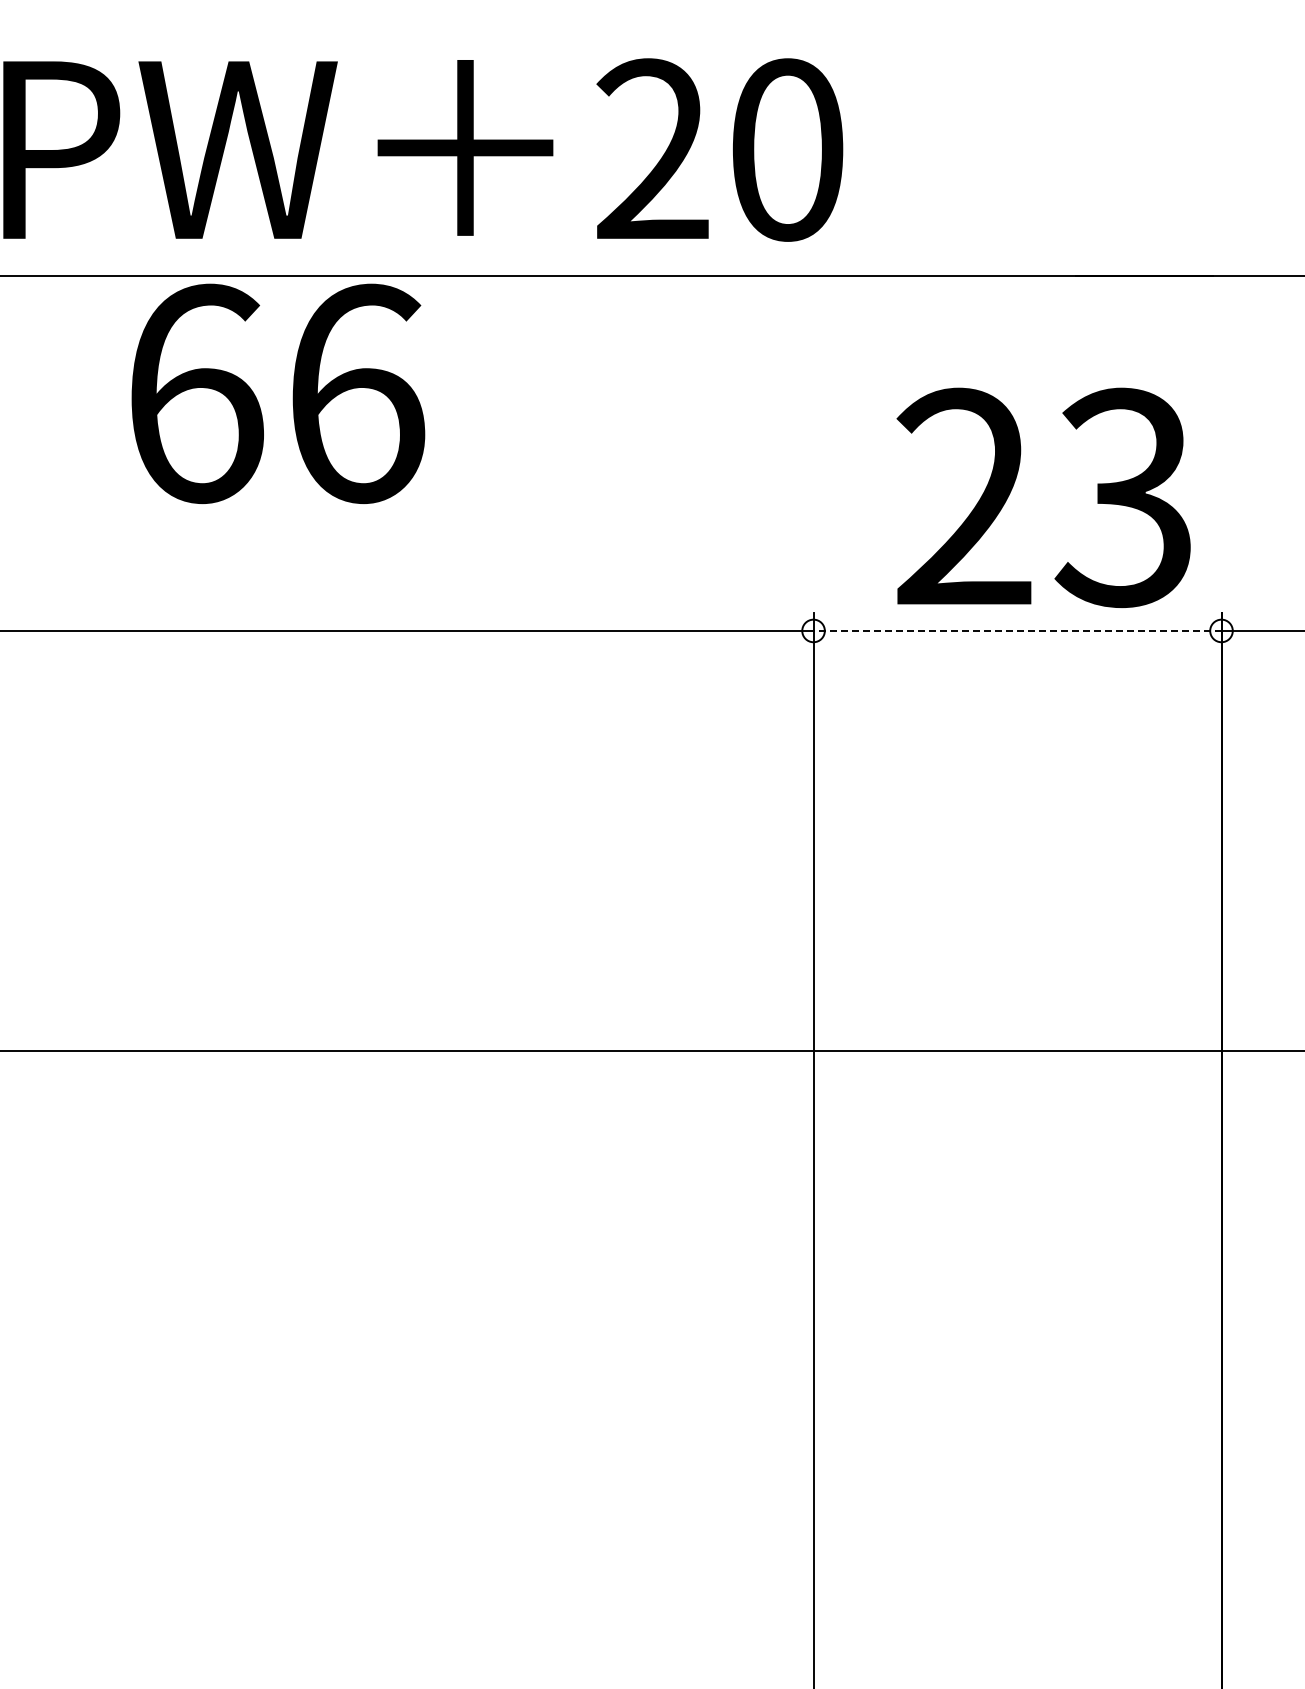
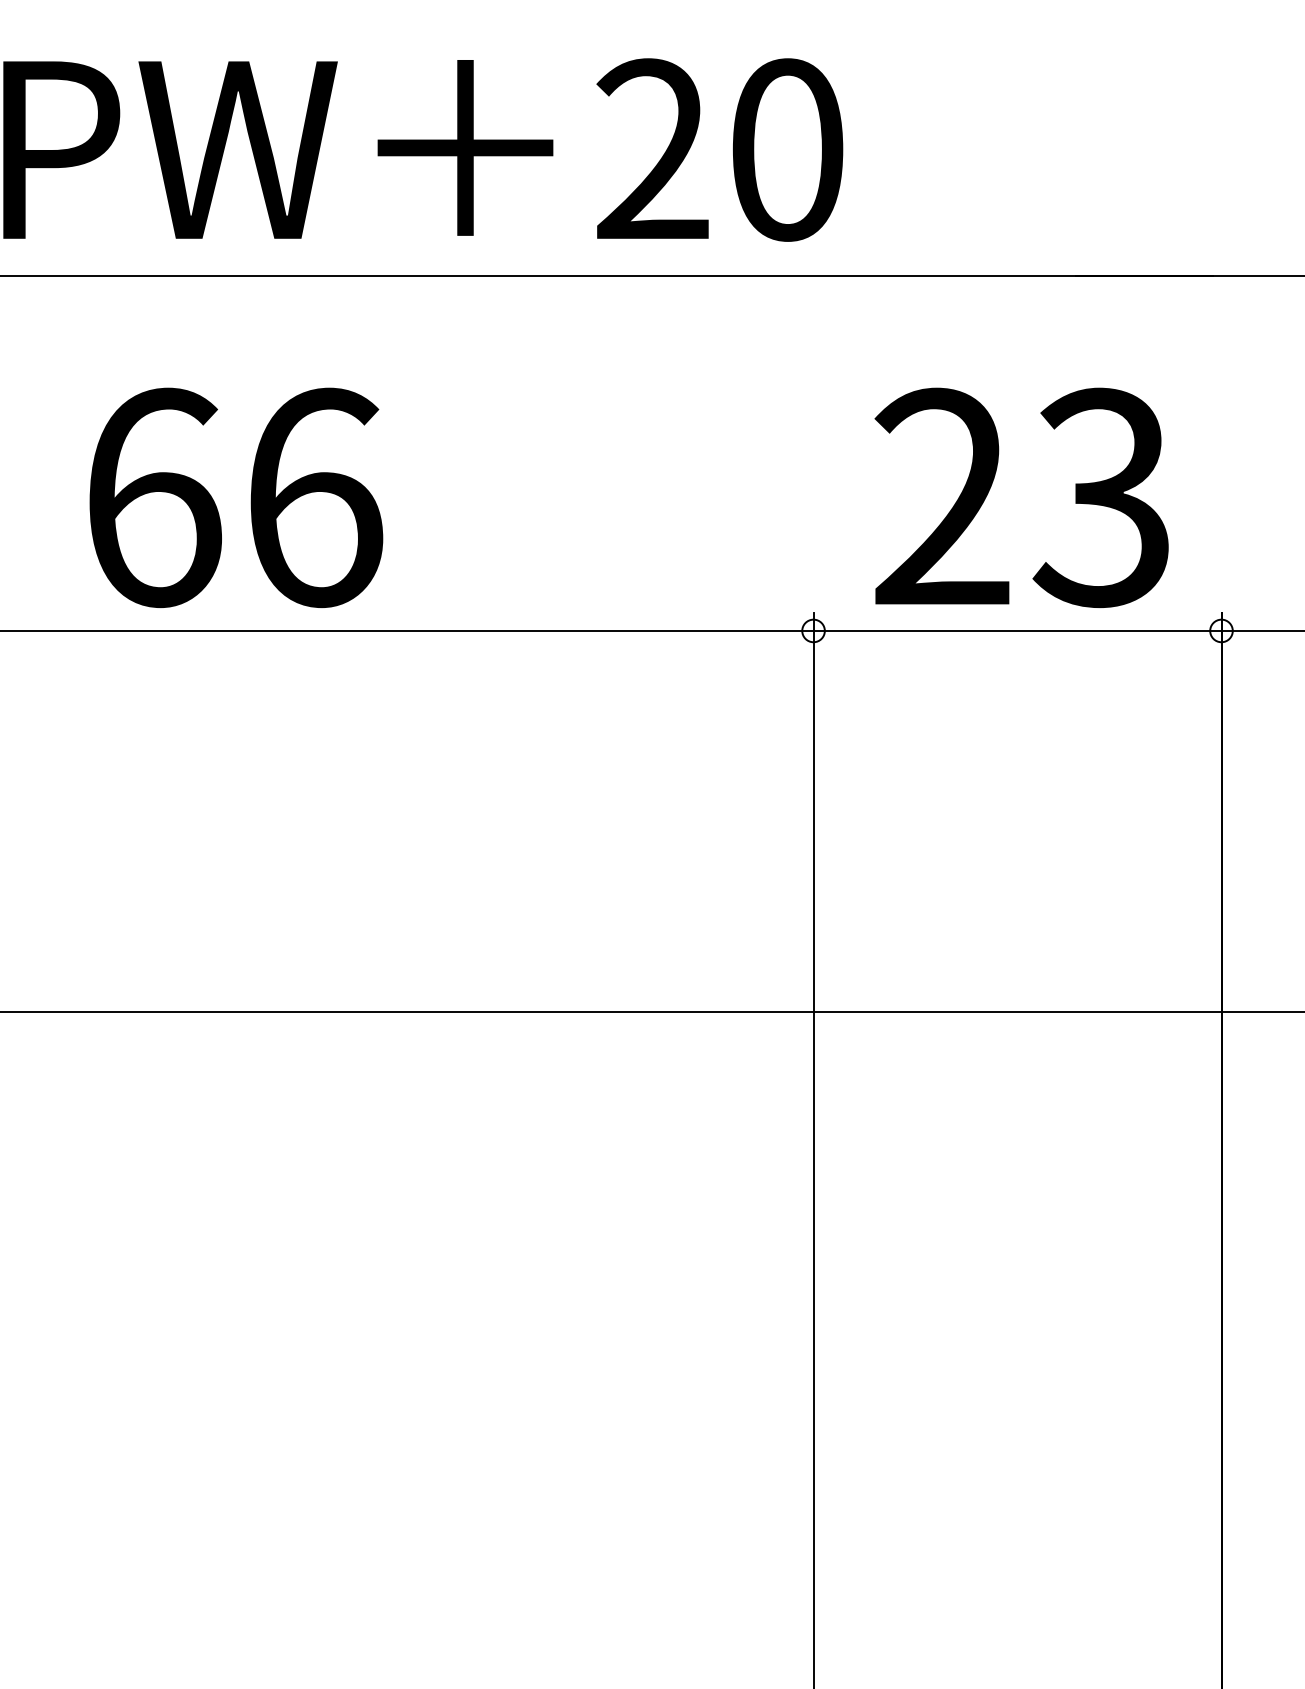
text position: (278, 393) -> (236, 497) (236, 497)
text position: (1043, 497) -> (1021, 497) (1021, 497)
line: dashed -> solid (1017, 630)
line position: (651, 1051) -> (651, 1012) (651, 1012)
